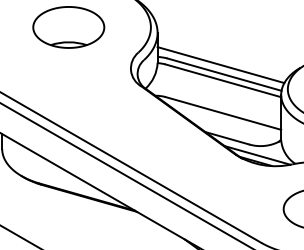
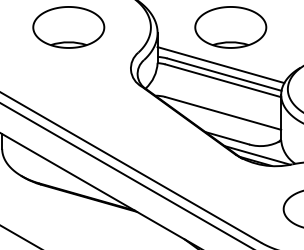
part: none -> present (230, 27)
